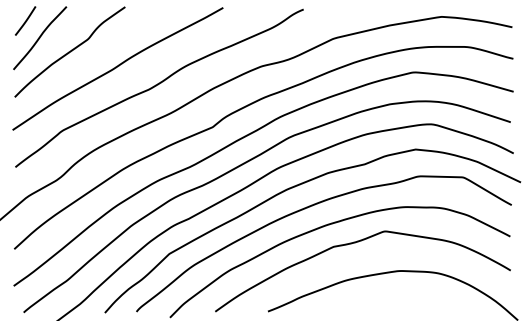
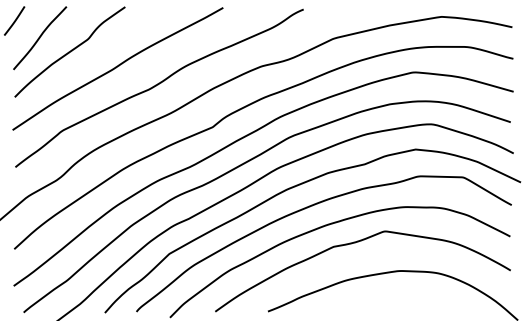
line position: (25, 20) -> (14, 20) (14, 20)
